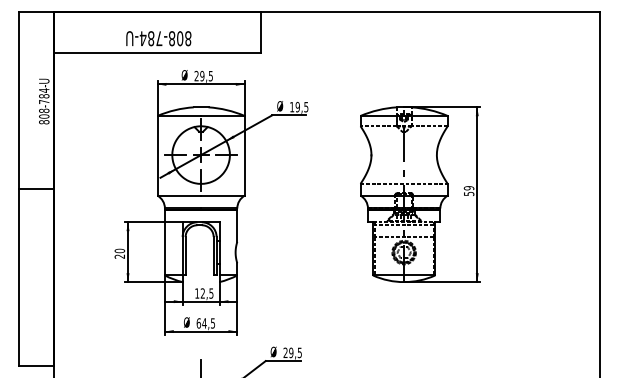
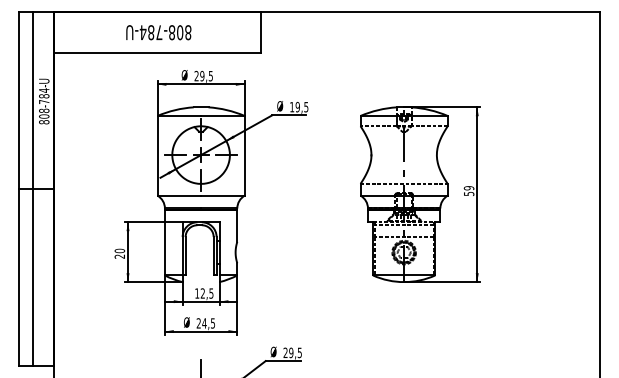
text position: (158, 38) -> (158, 32) (158, 32)
line: none -> present (33, 188)
text: 64,5 -> 24,5 (198, 323)
